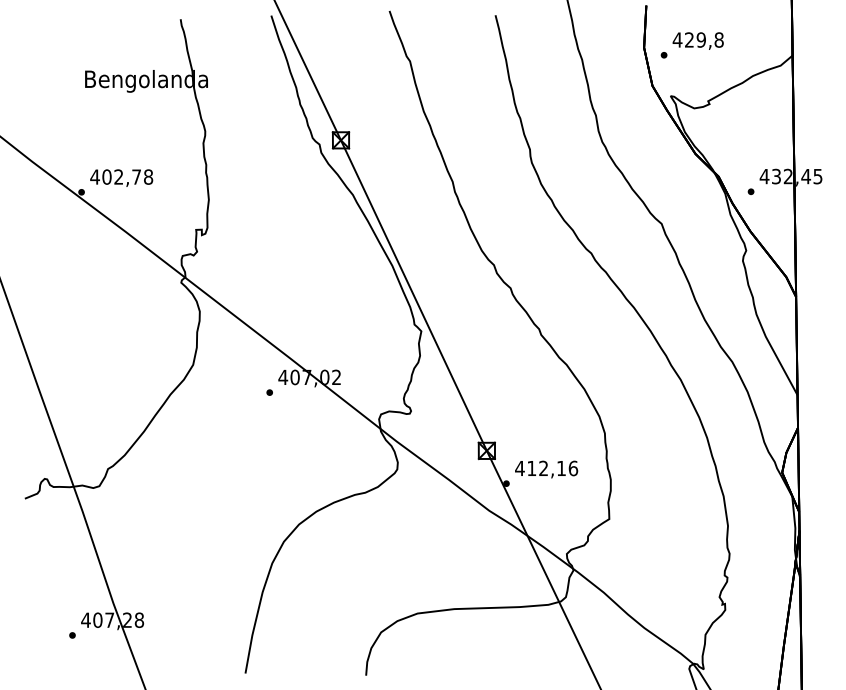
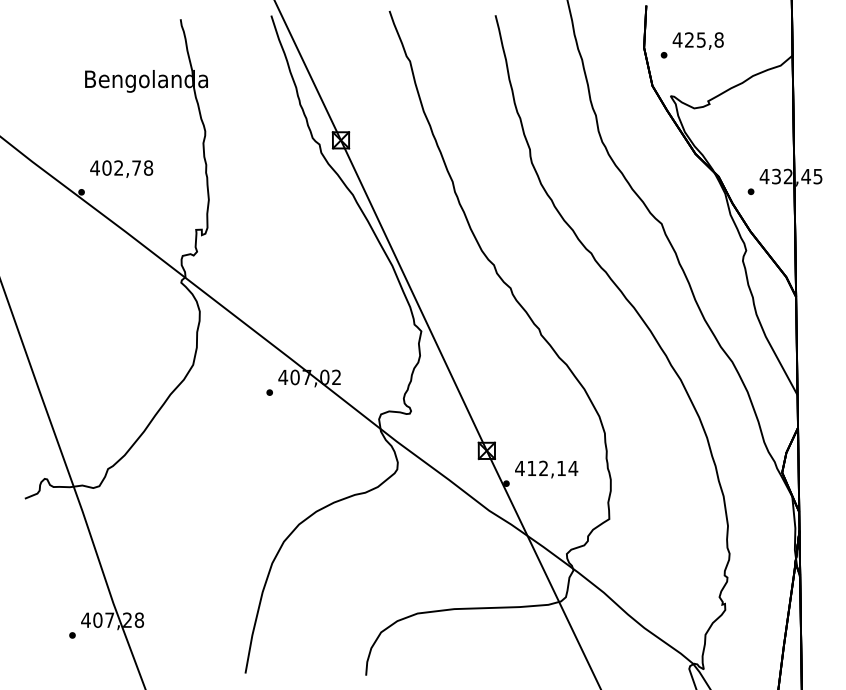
text: 429,8 -> 425,8 (700, 39)
text position: (121, 177) -> (121, 168) (121, 168)
text: 412,16 -> 412,14 (573, 468)
